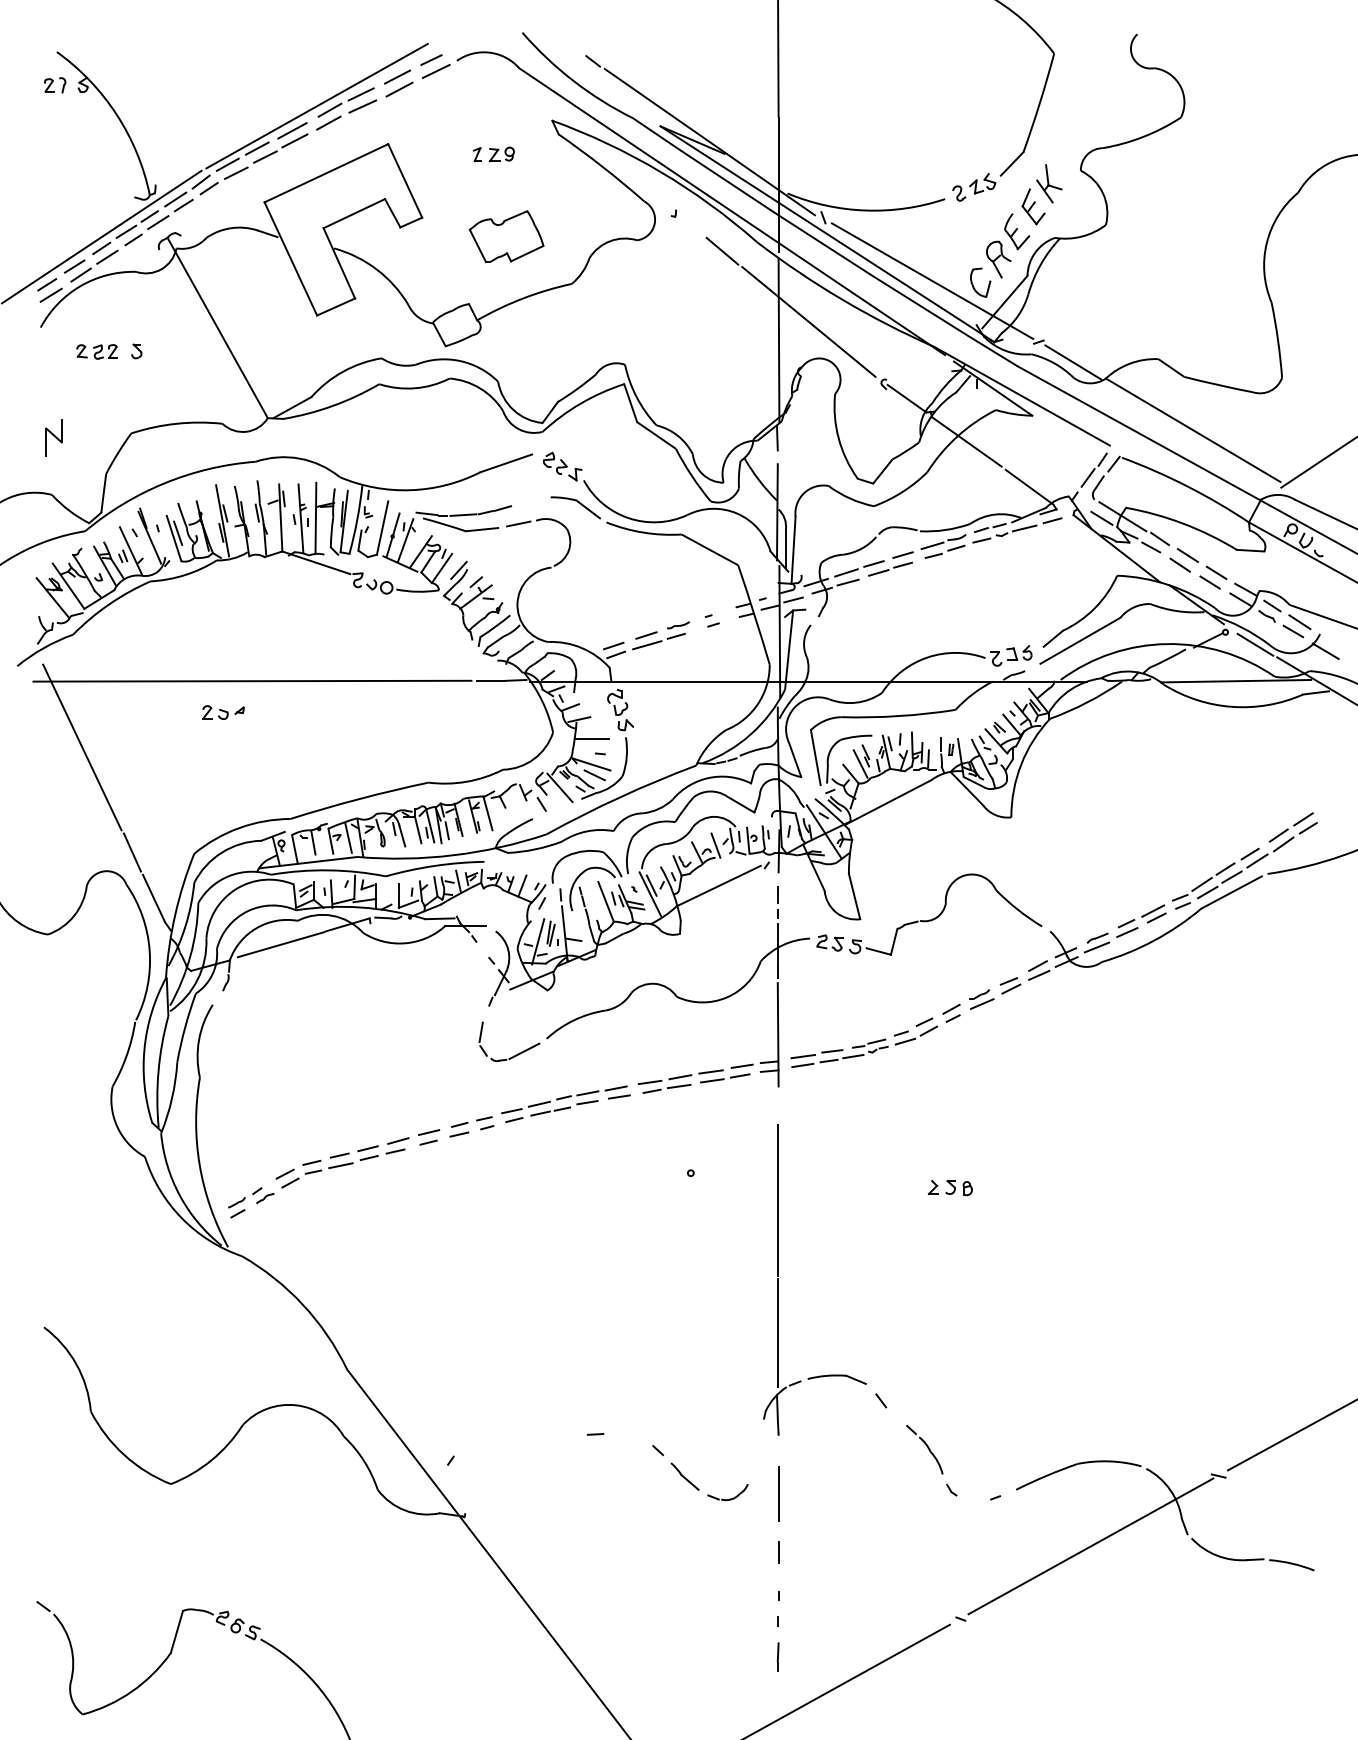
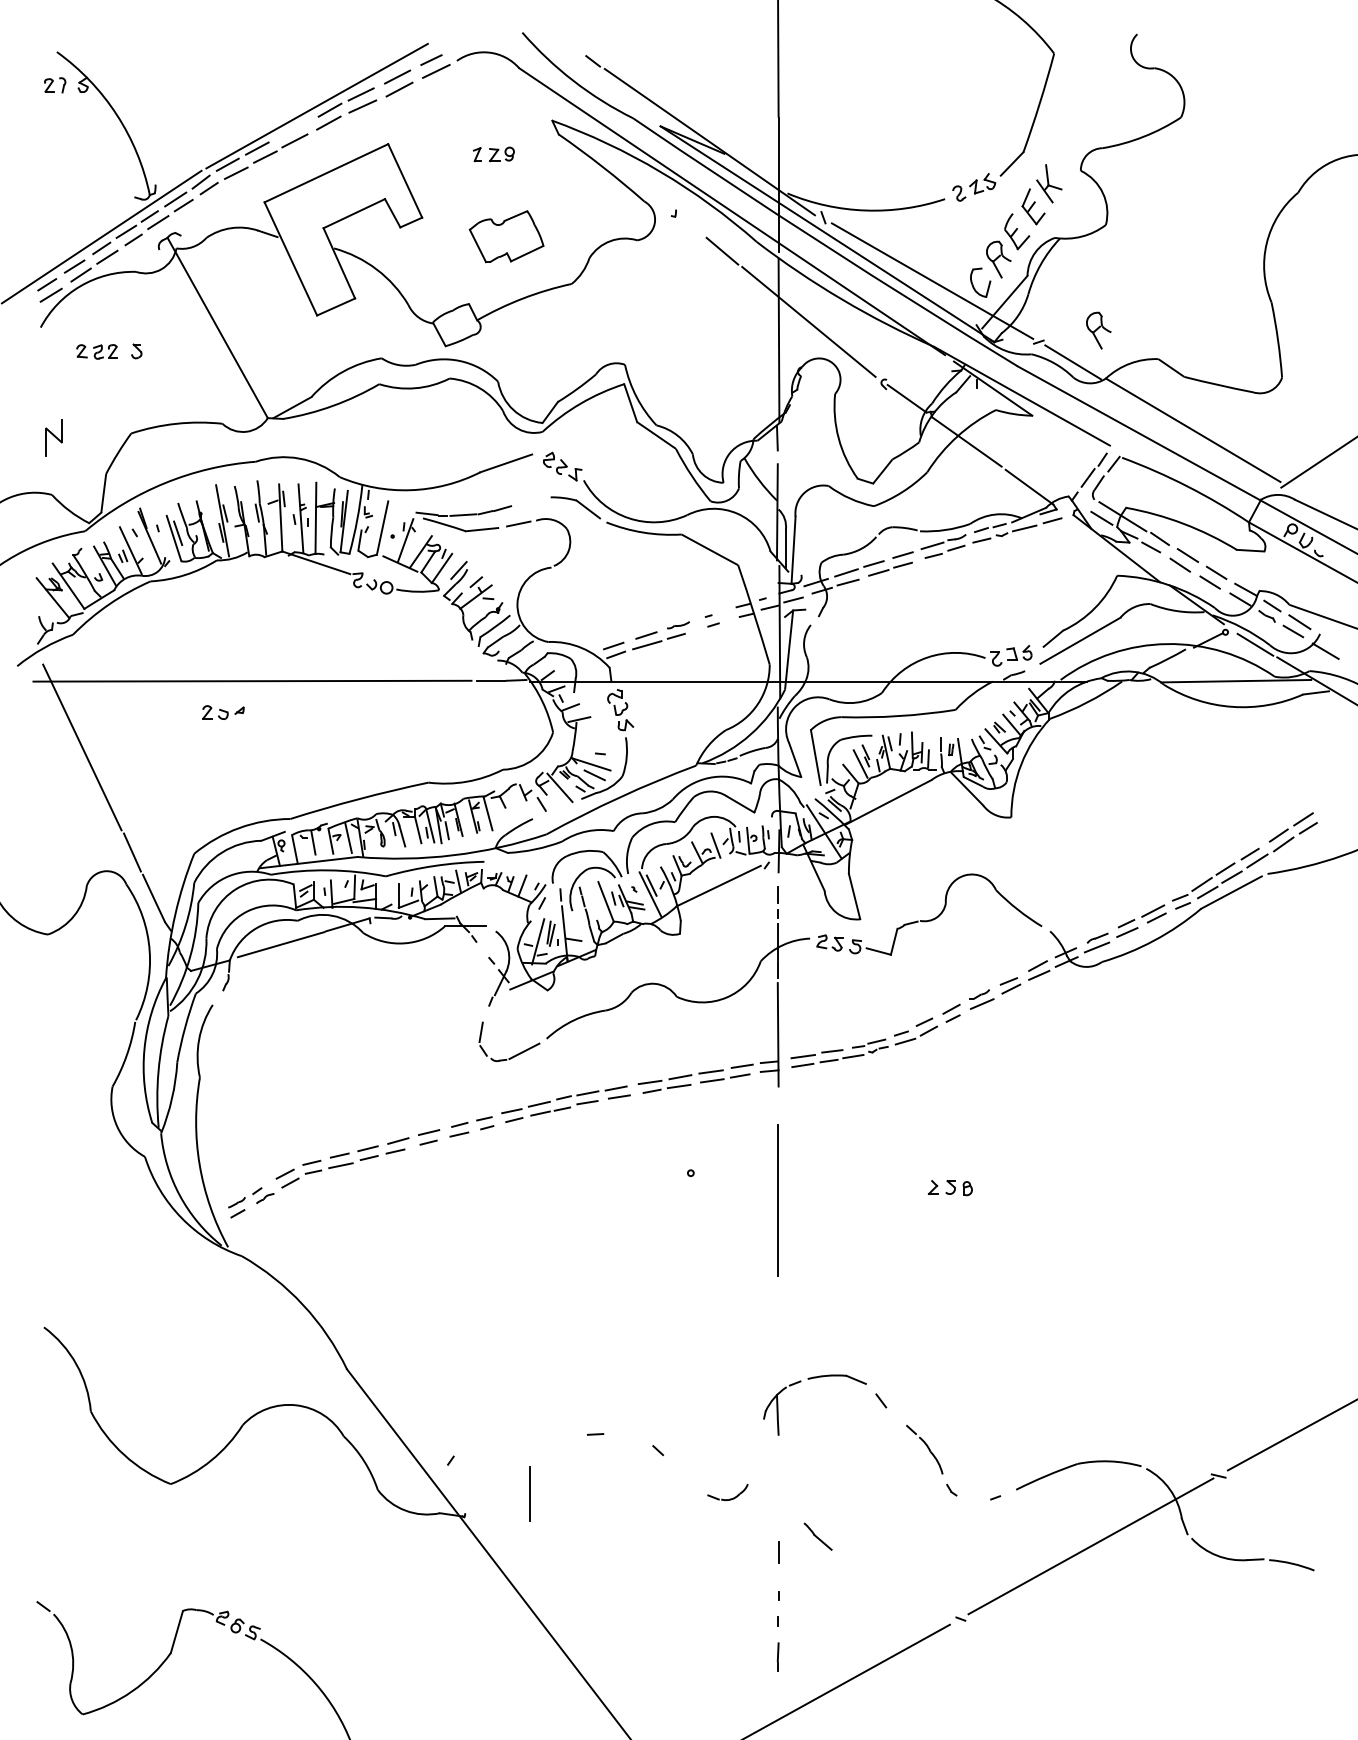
line: present -> none (292, 130)
part: none -> present (1098, 330)
line: present -> none (392, 535)
line: present -> none (591, 738)
line: present -> none (777, 1332)
part position: (684, 1476) -> (817, 1536) (817, 1536)
line position: (778, 1493) -> (529, 1493) (529, 1493)
